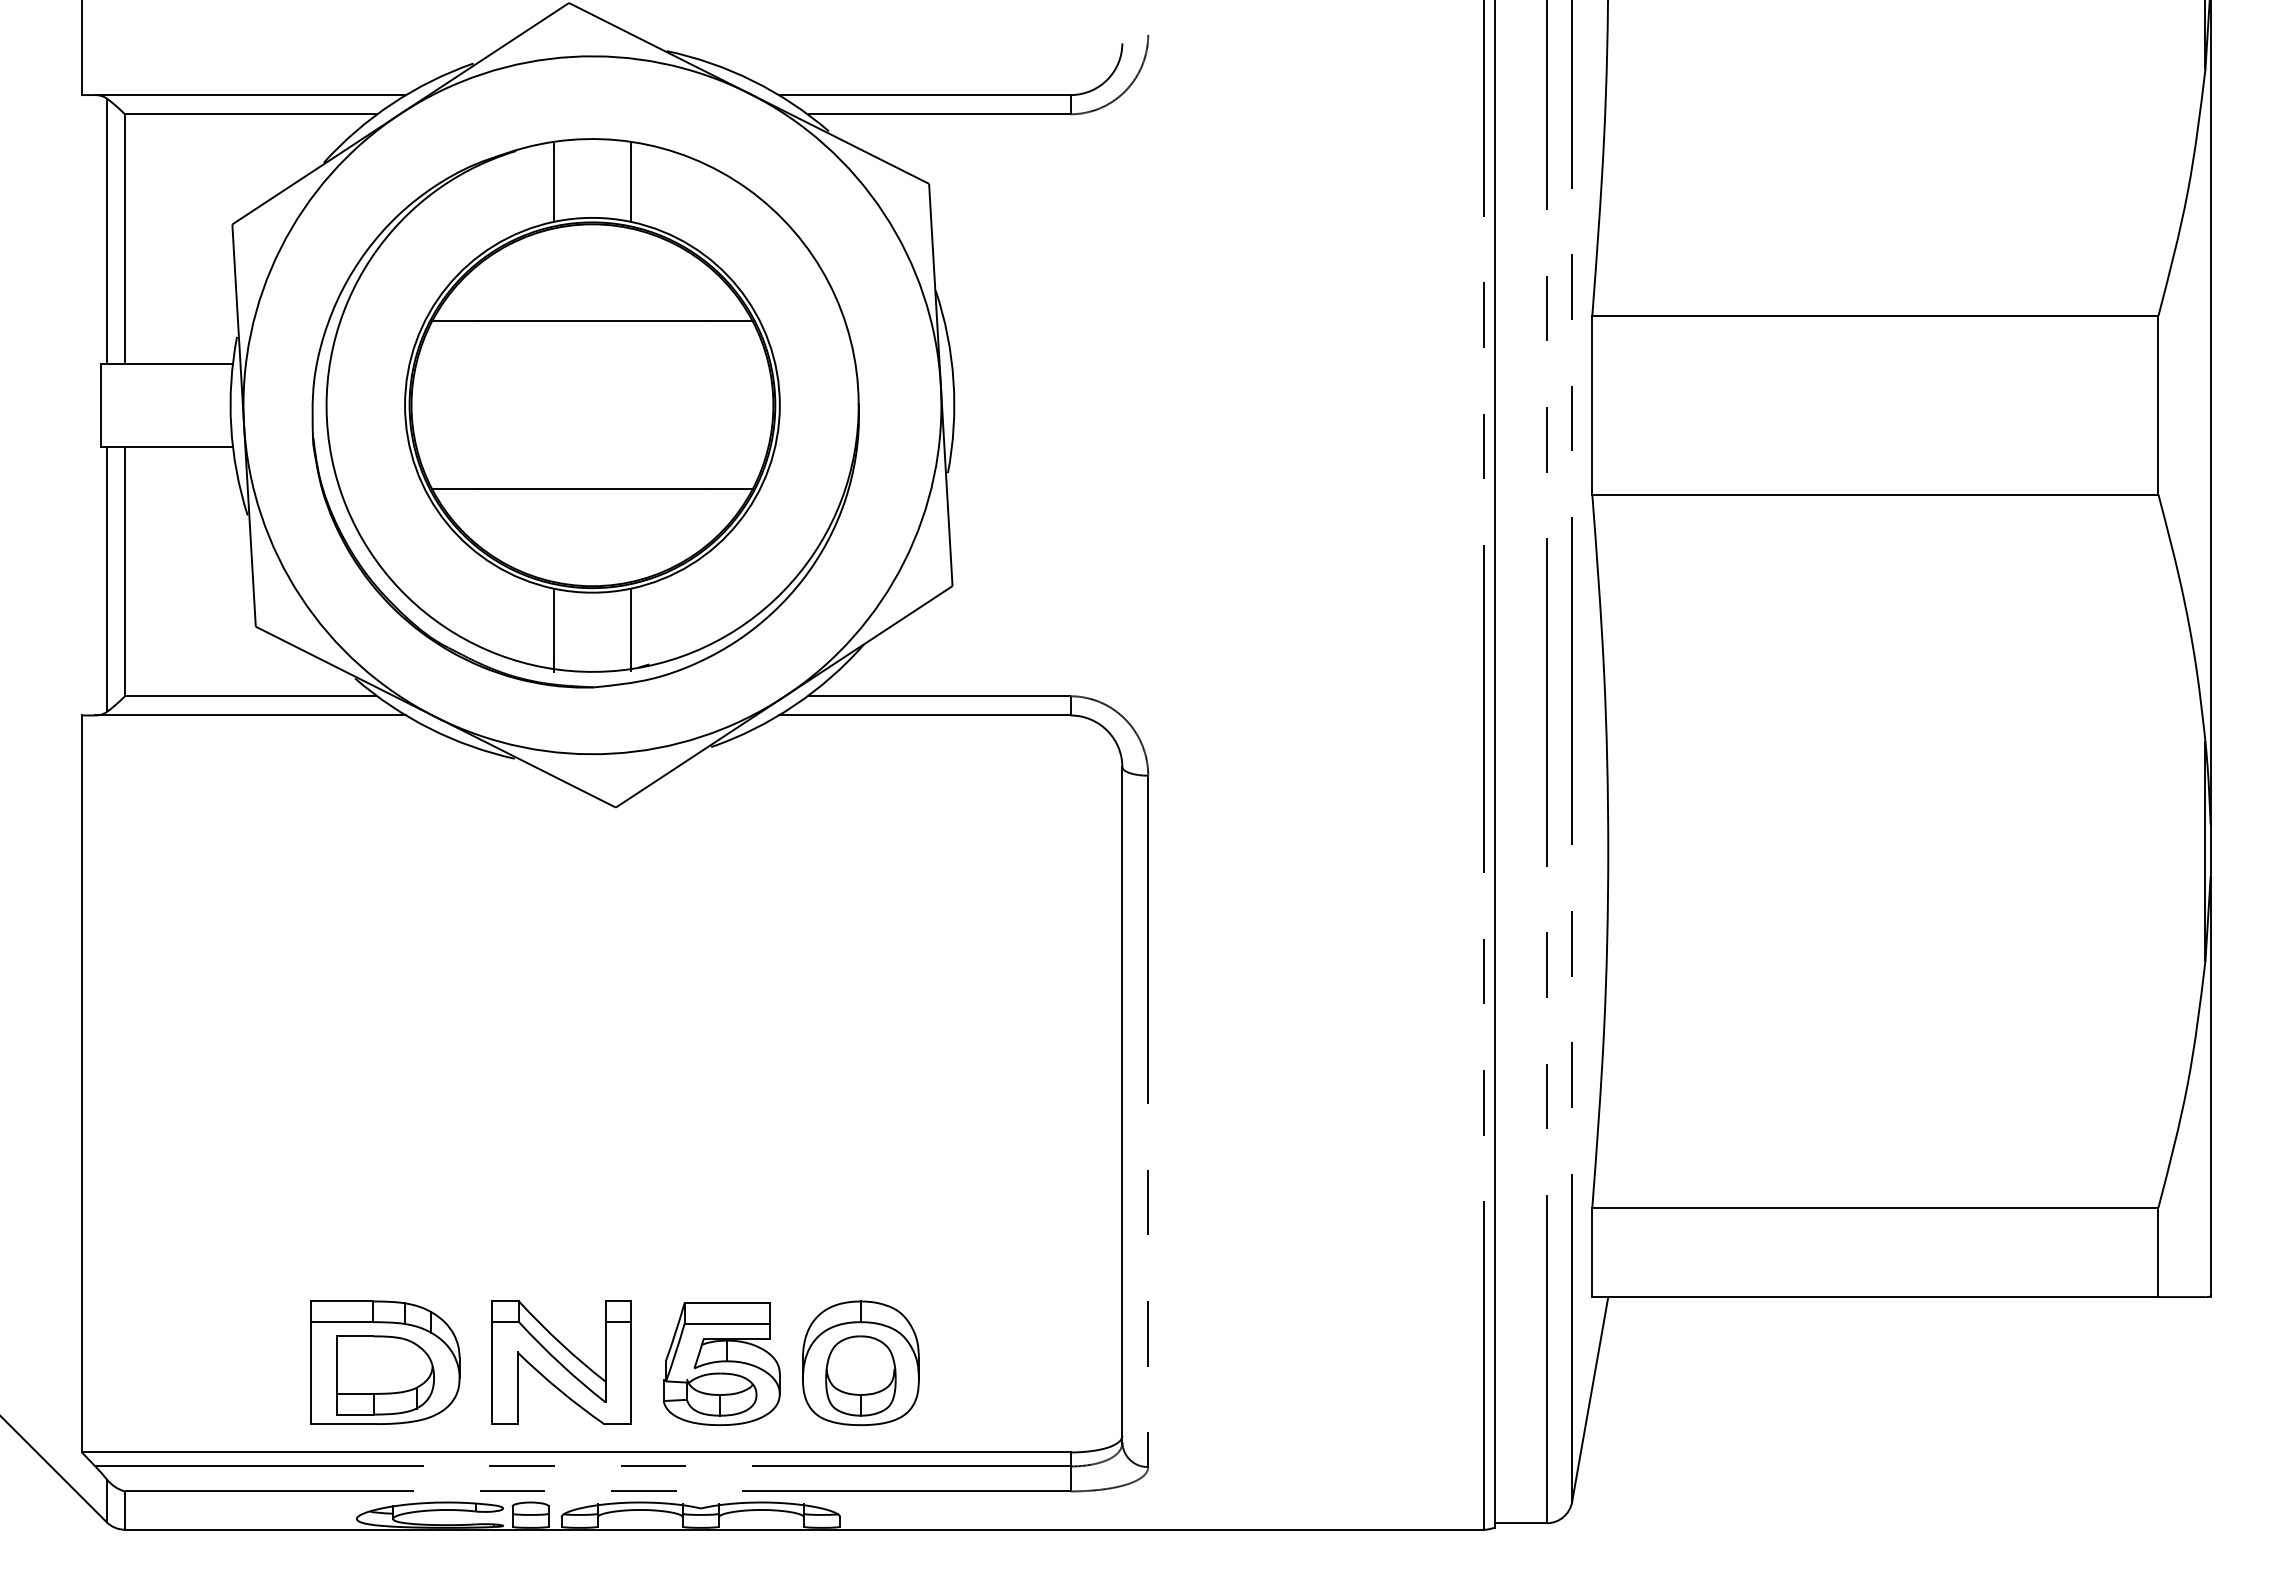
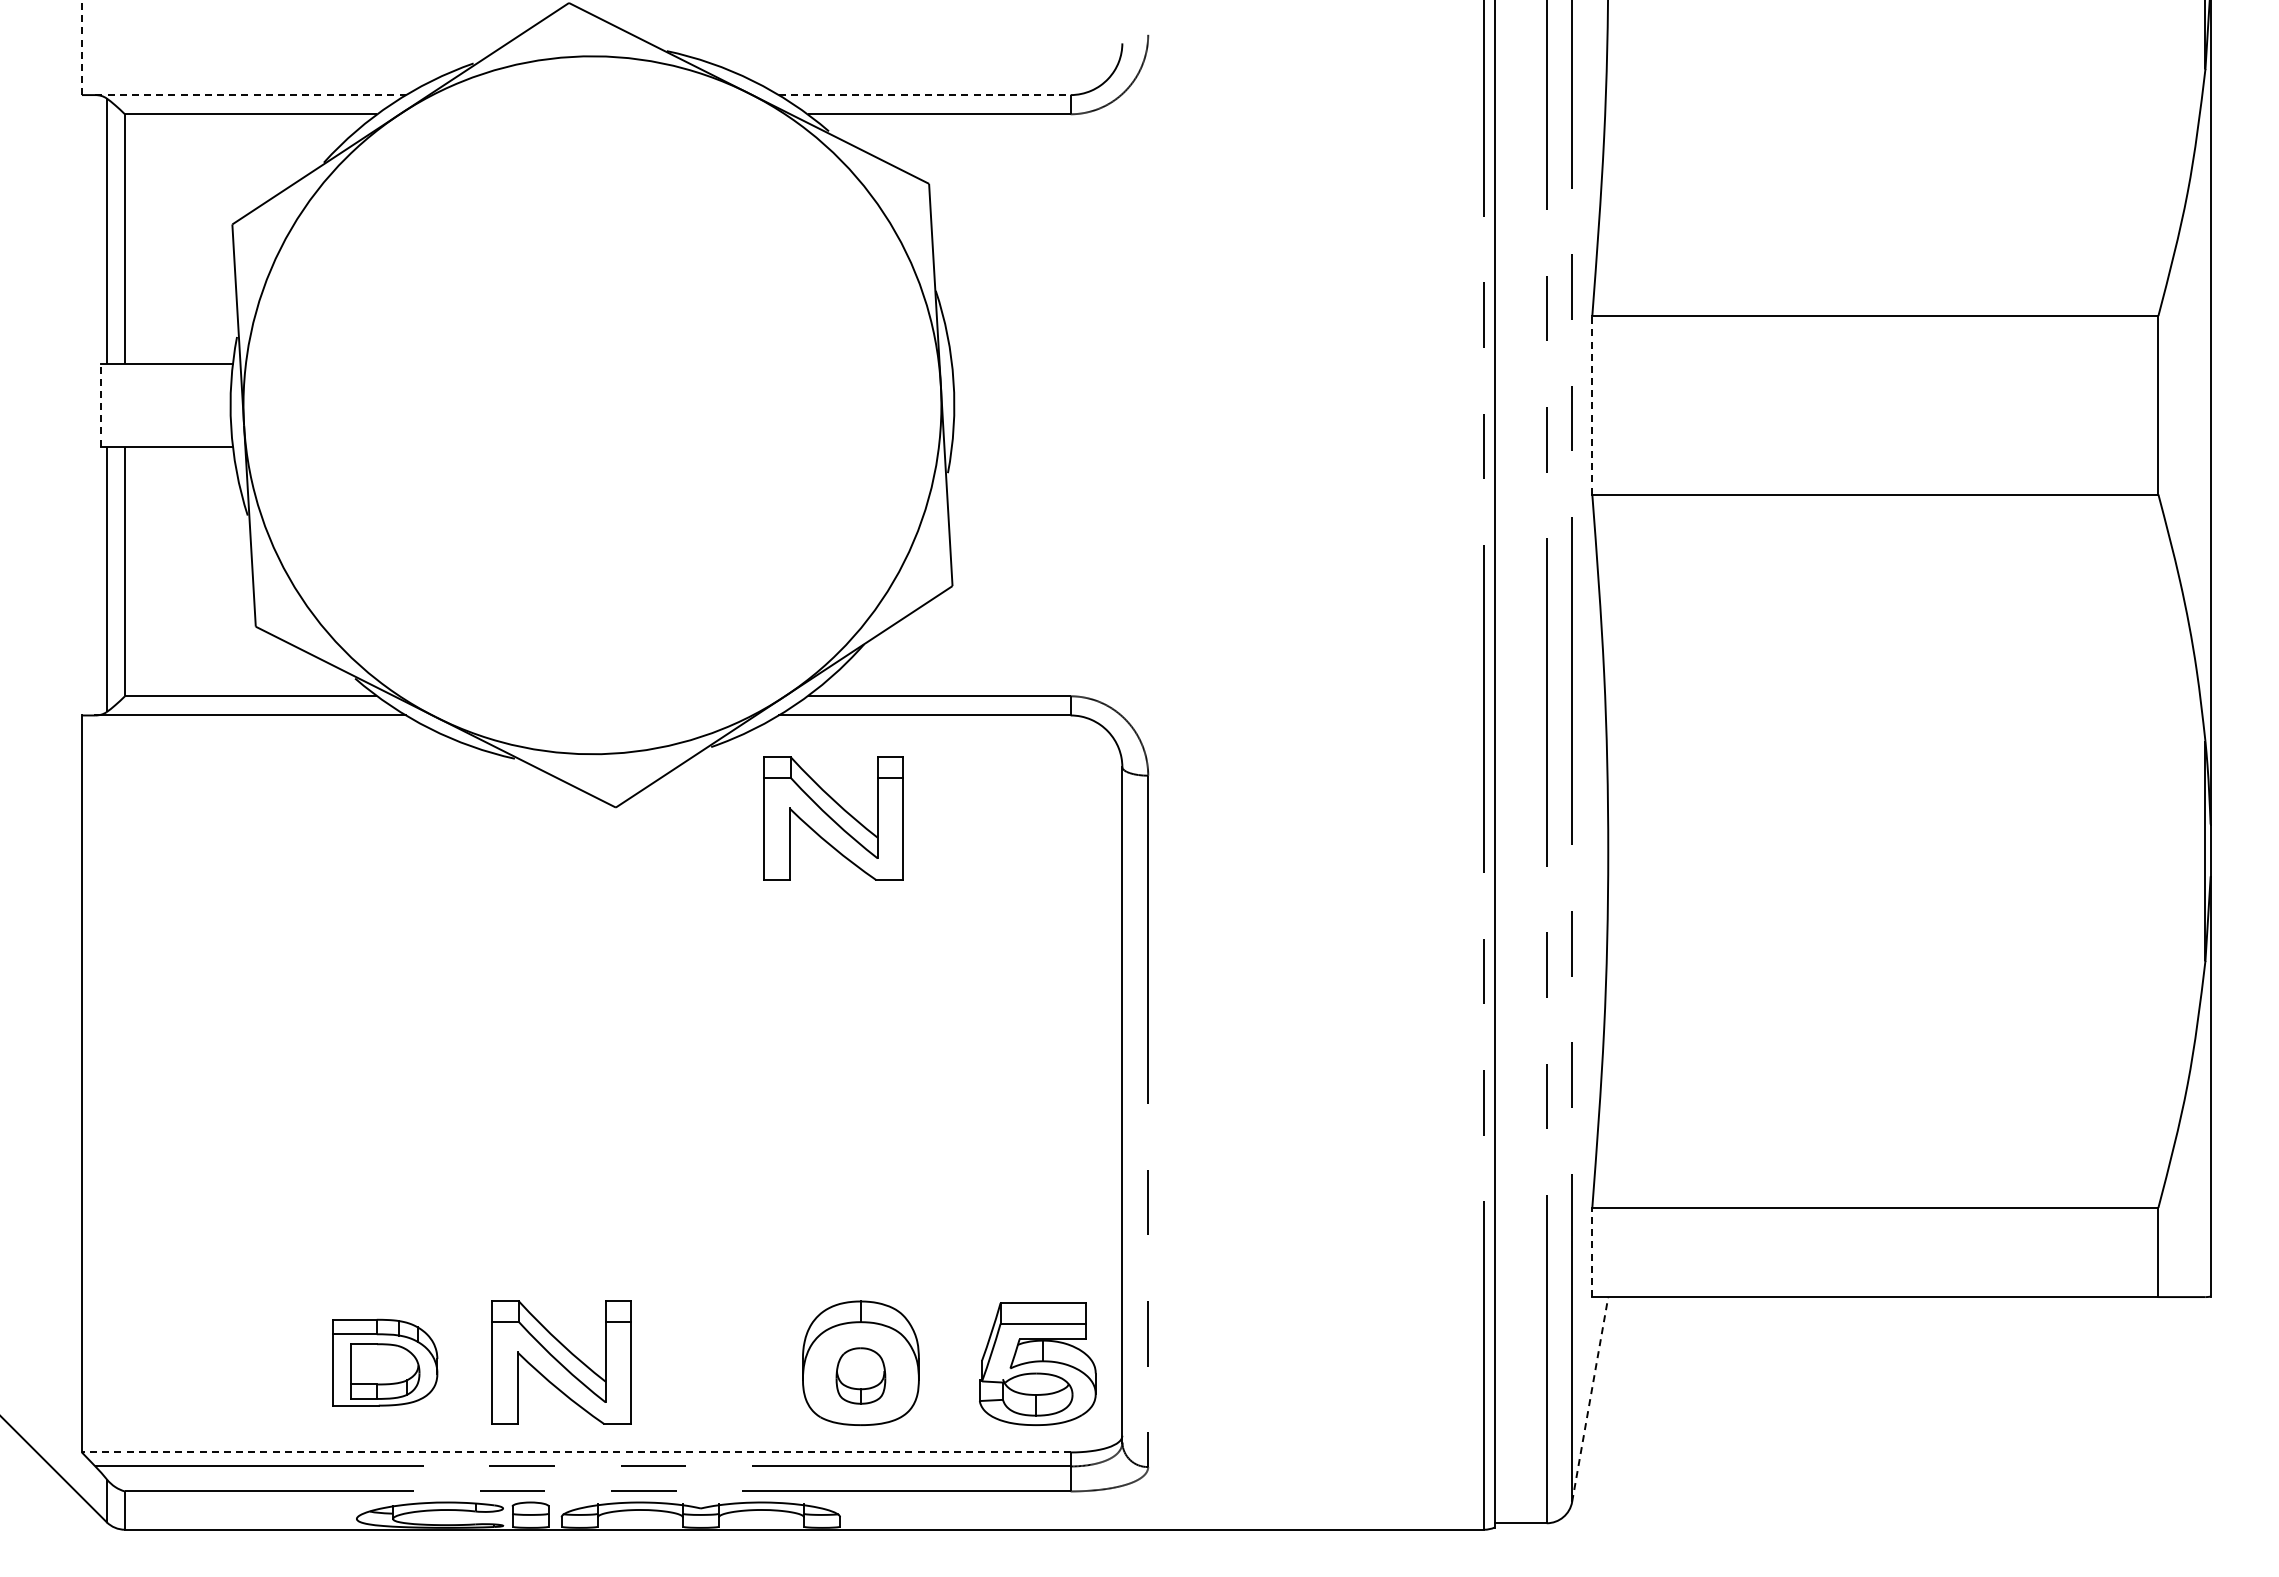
line: solid -> dashed (81, 48)
line: solid -> dashed (251, 95)
line: solid -> dashed (924, 95)
line: solid -> dashed (101, 404)
line: solid -> dashed (1592, 404)
part: present -> none (585, 413)
part: none -> present (833, 818)
line: solid -> dashed (1592, 1252)
part size: 151x125 px -> 107x89 px (385, 1362)
part position: (721, 1363) -> (1037, 1363) (1037, 1363)
part size: 72x82 px -> 52x58 px (860, 1375)
line: solid -> dashed (1590, 1399)
line: solid -> dashed (575, 1452)
